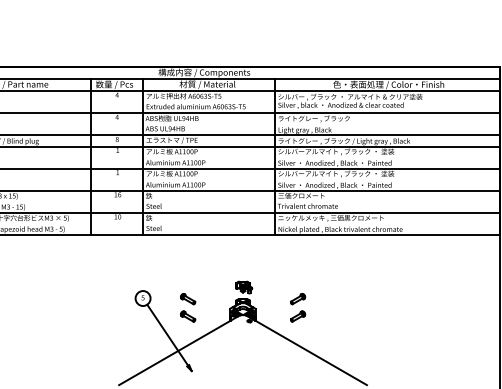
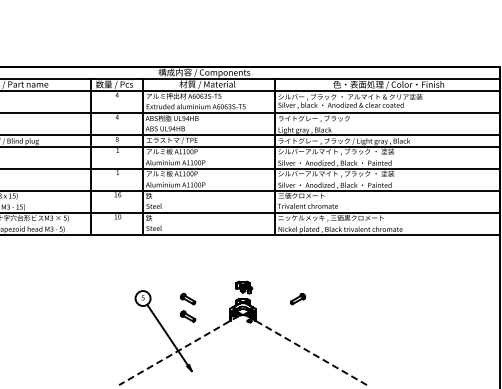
part: present -> none (298, 316)
line: solid -> dashed (178, 350)
line: solid -> dashed (306, 350)
